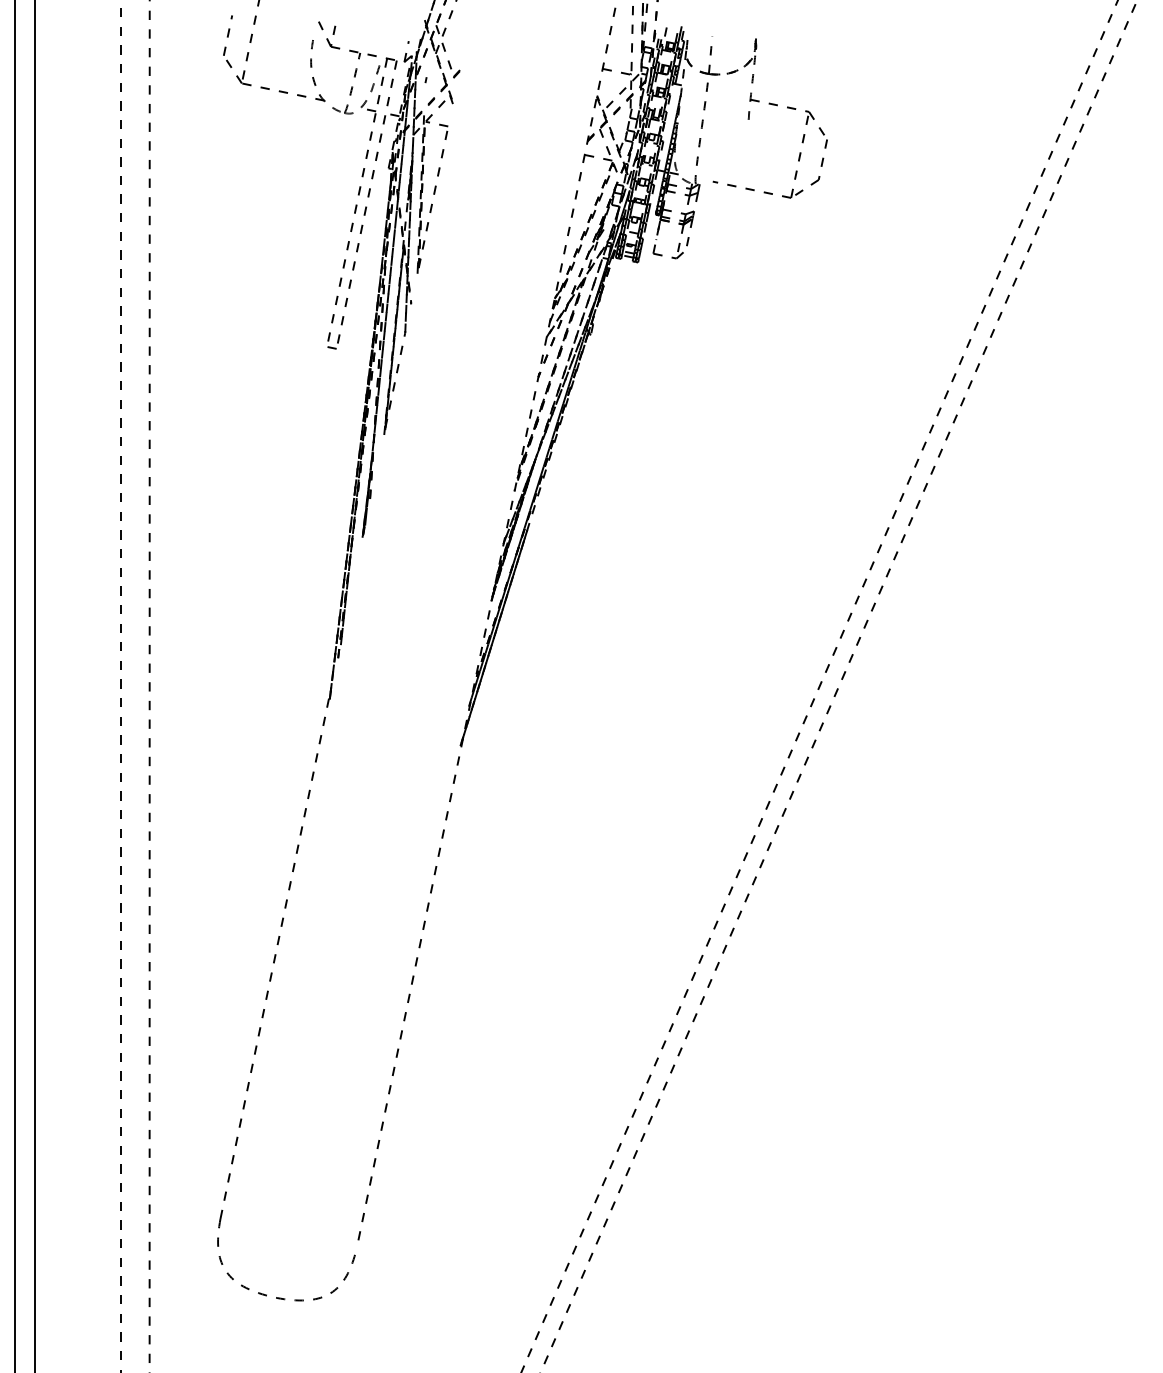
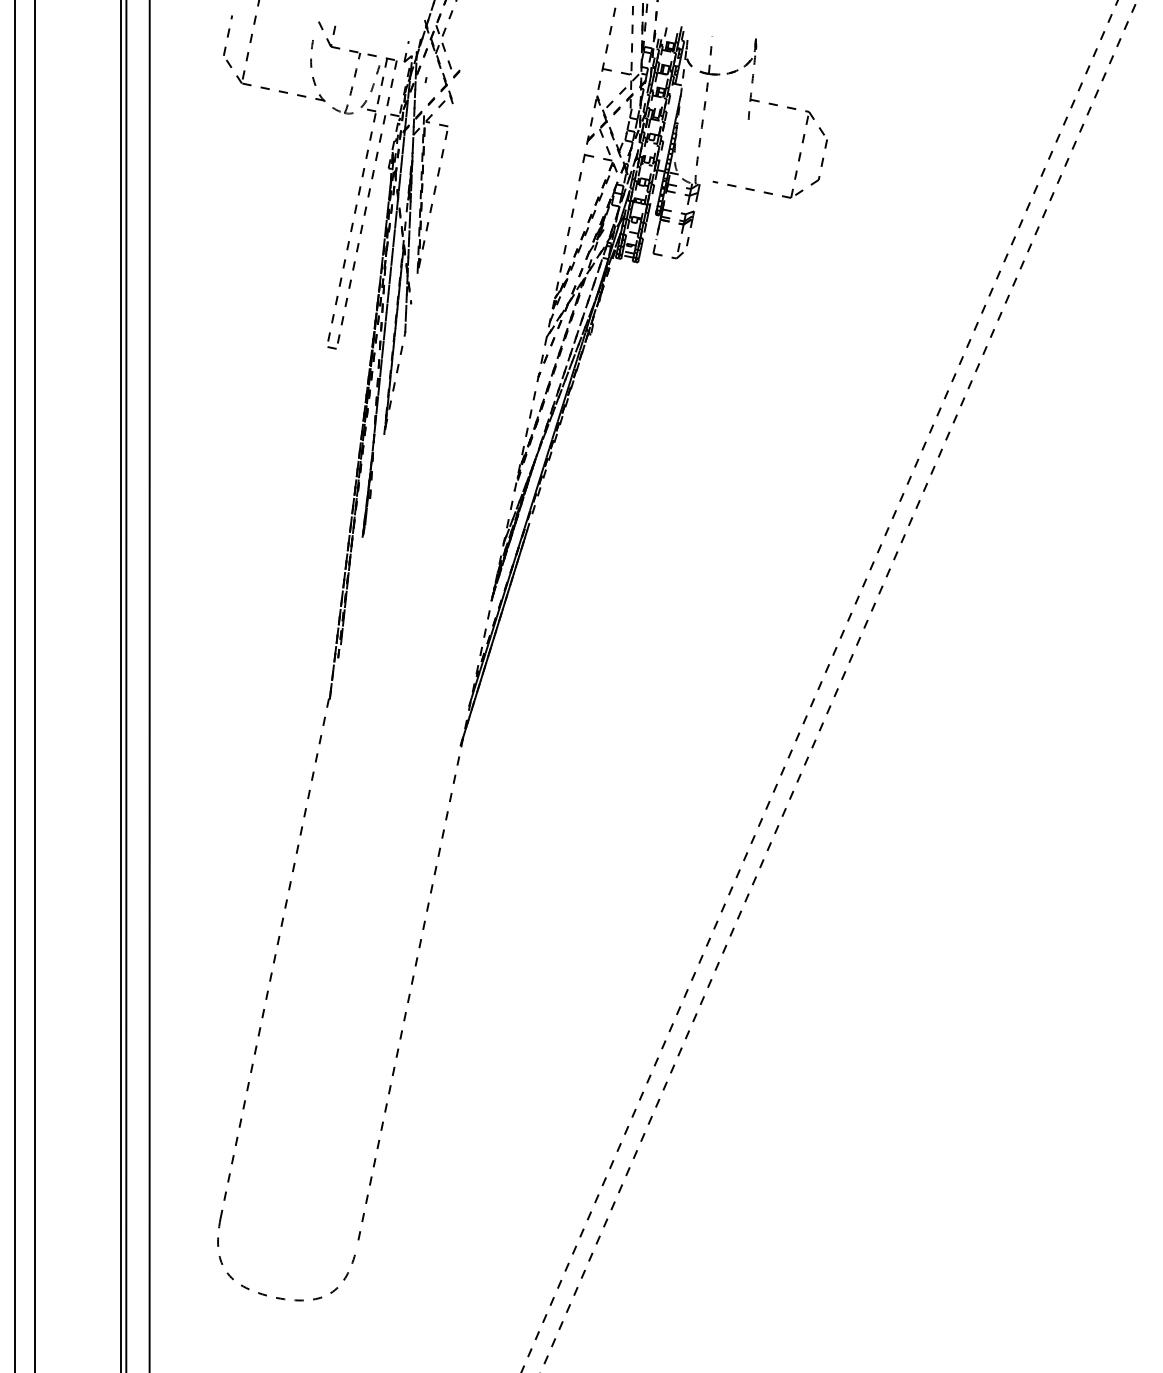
line: dashed -> solid (120, 685)
line: none -> present (126, 685)
line: dashed -> solid (149, 686)
